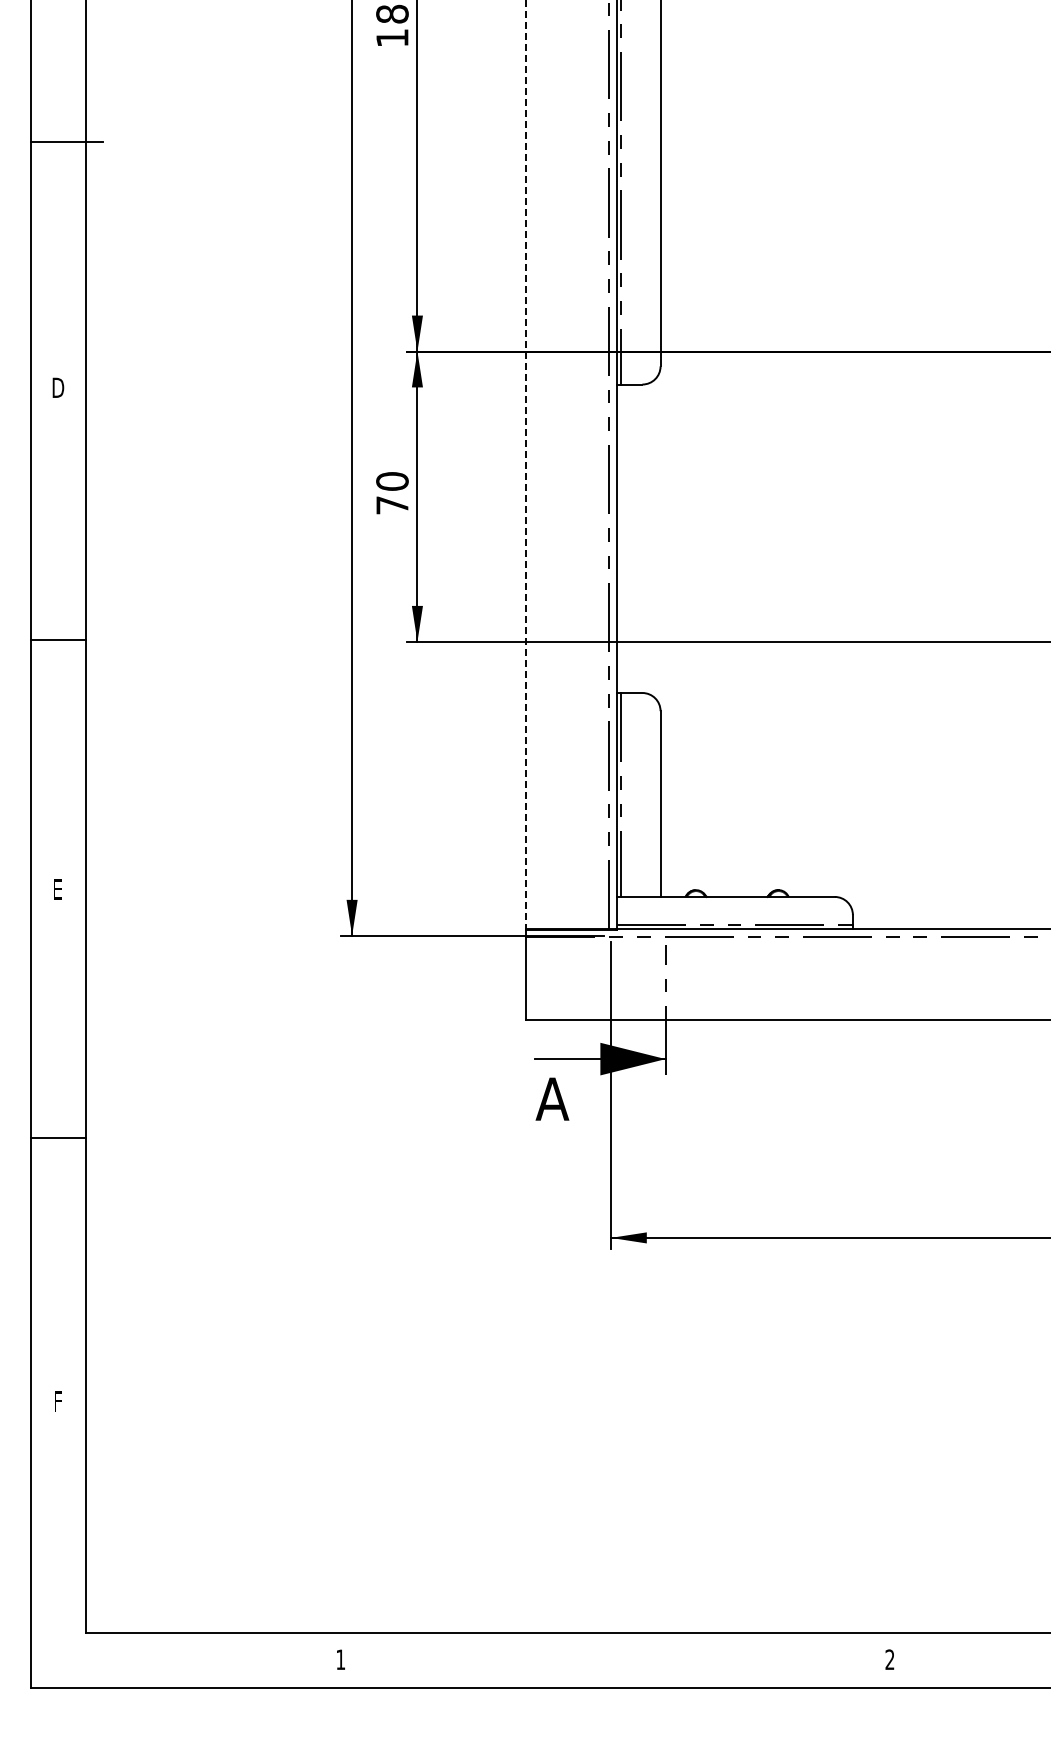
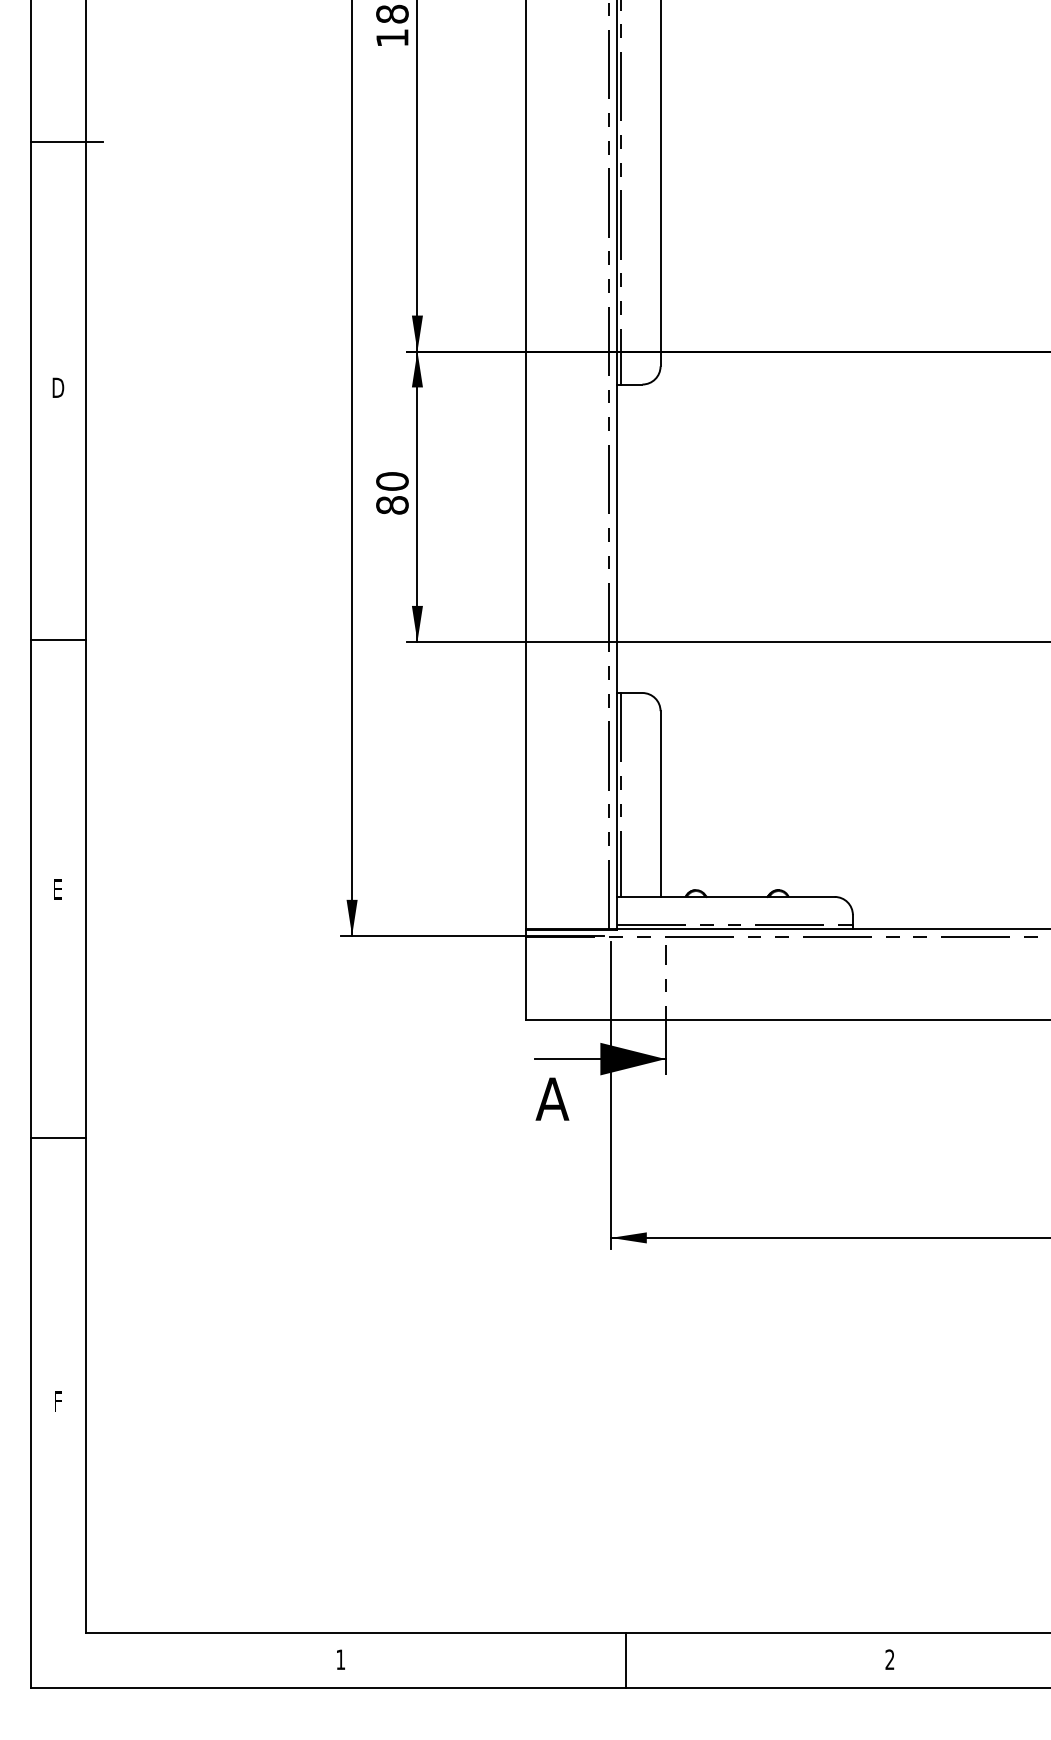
line: dashed -> solid (526, 465)
text: 70 -> 80 (392, 505)
line: none -> present (626, 1659)
